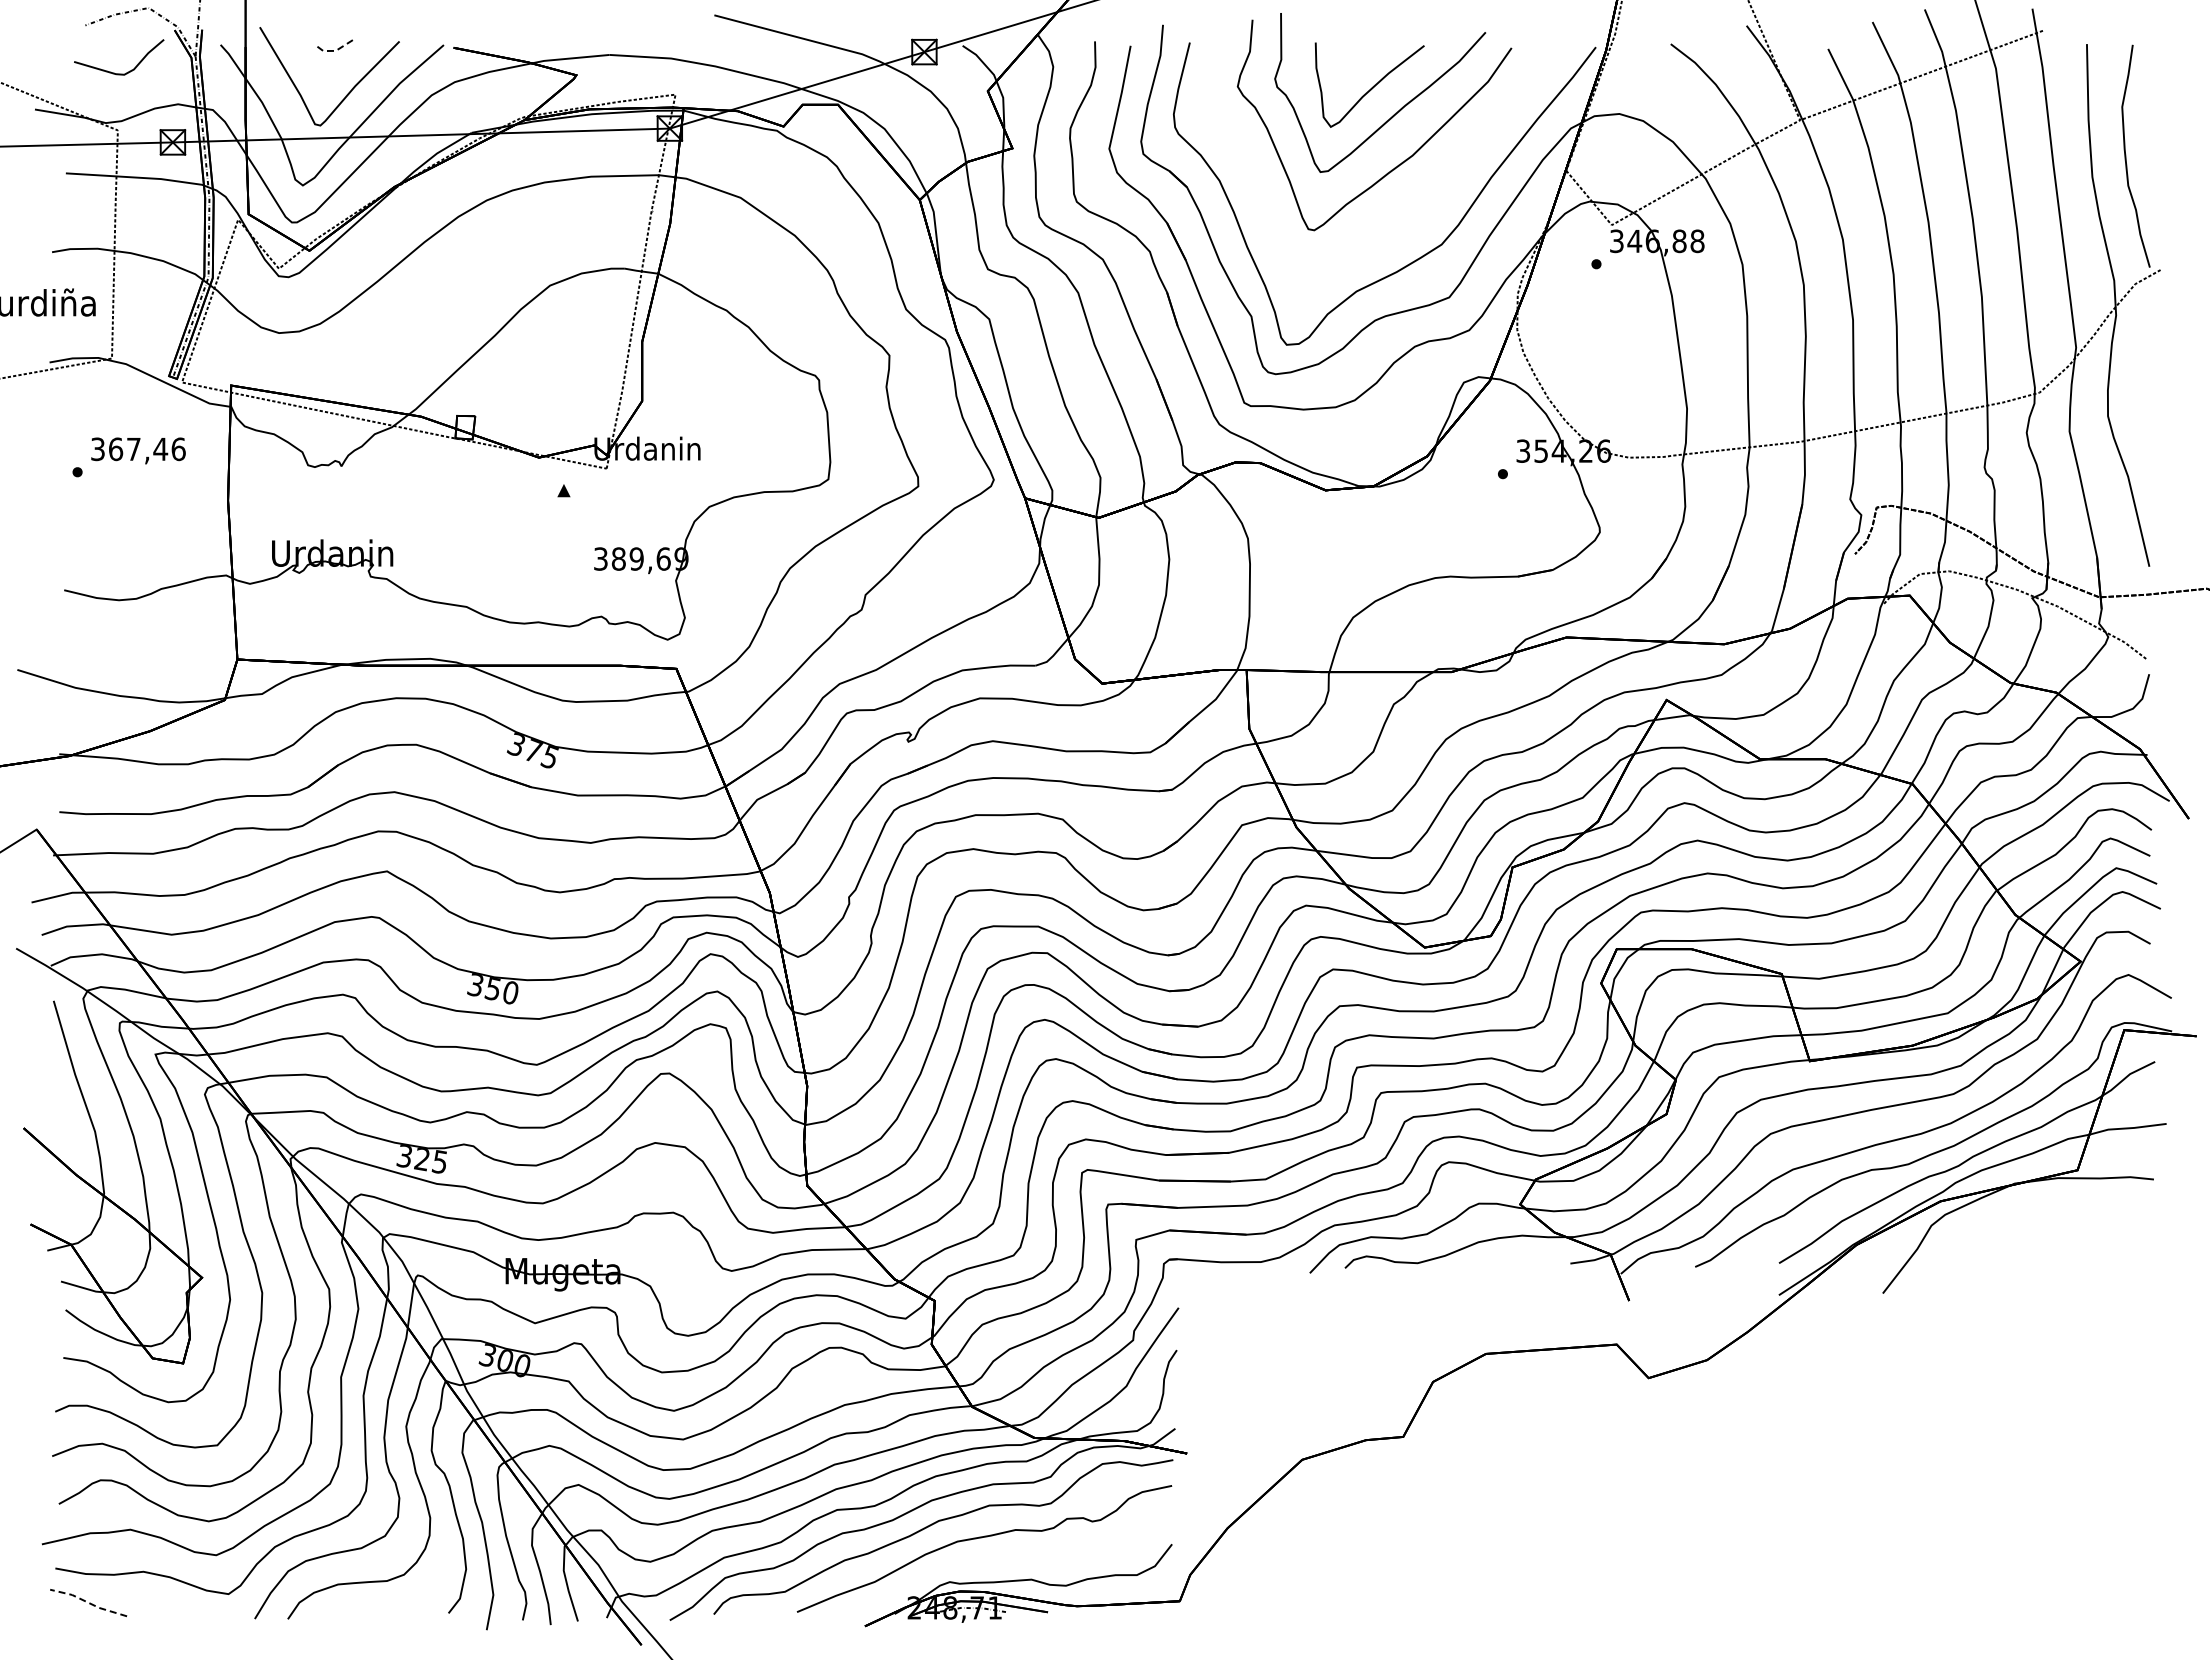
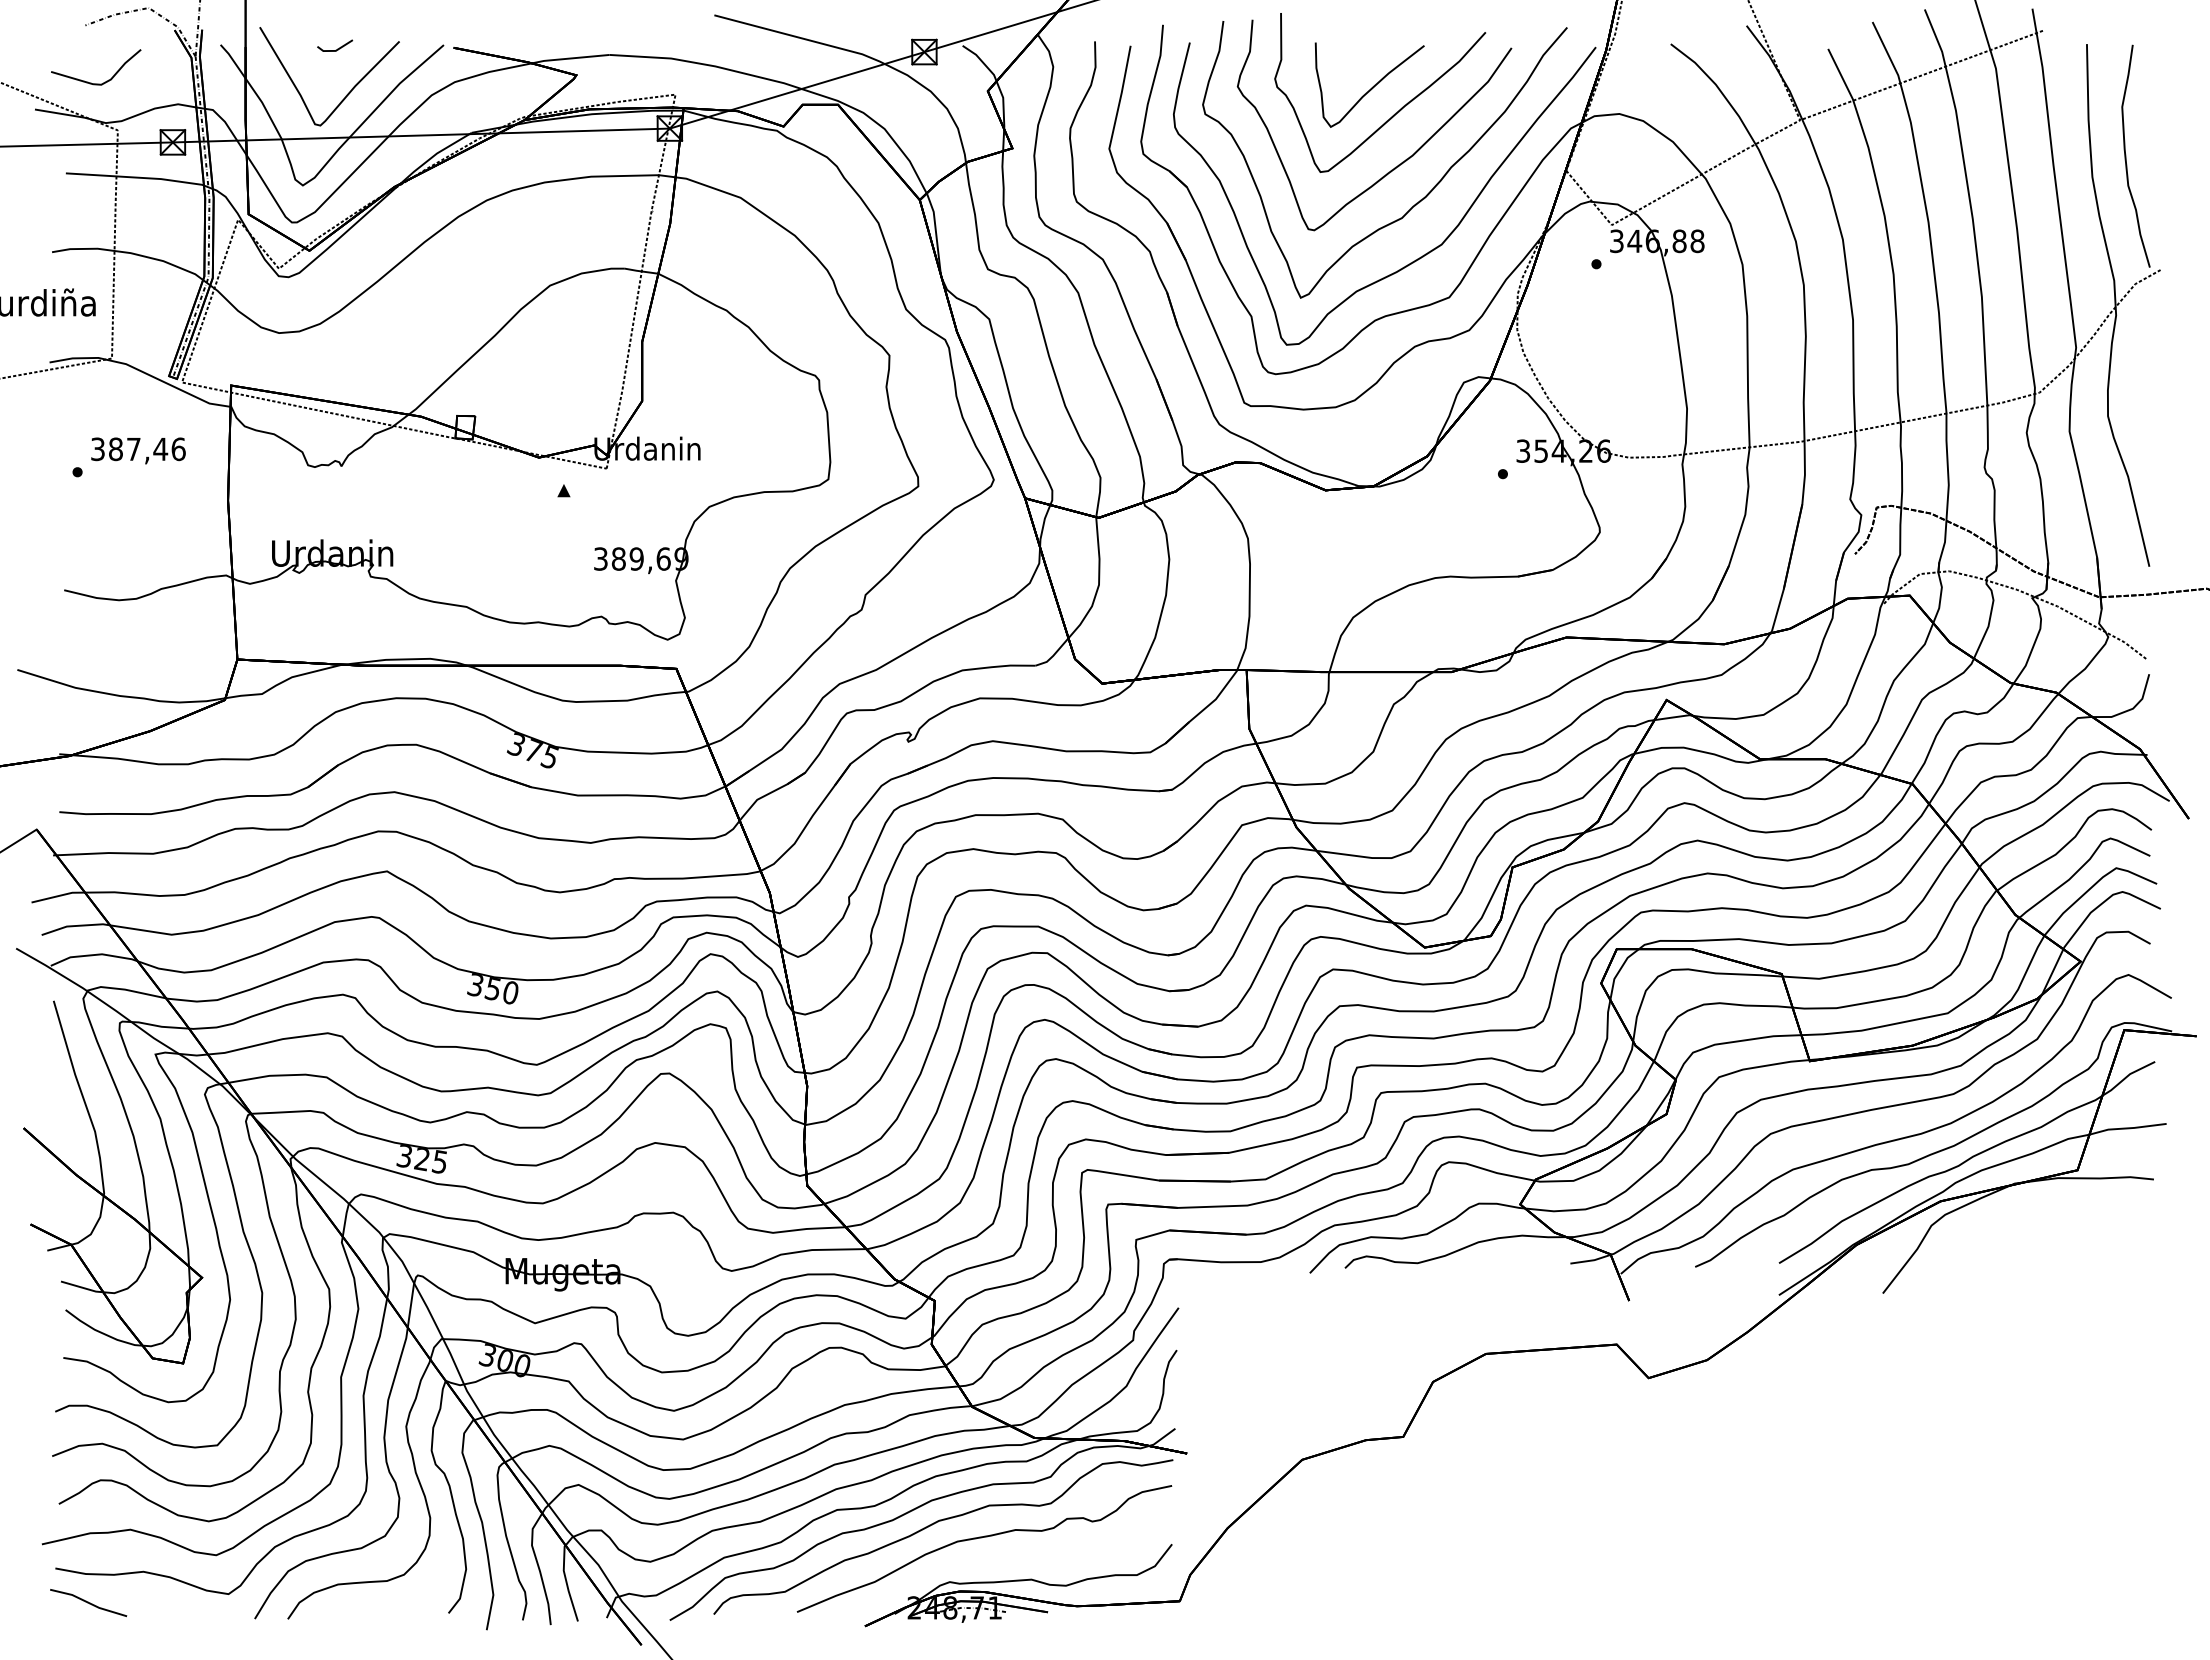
line: dashed -> solid (335, 50)
curve position: (114, 72) -> (91, 82) (91, 82)
curve: none -> present (1416, 202)
text: 367,46 -> 387,46 (116, 448)
line: dashed -> solid (88, 1602)
